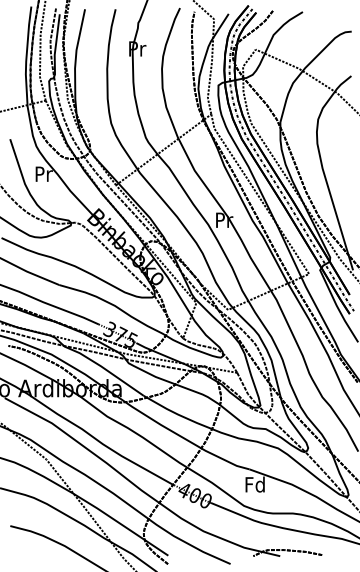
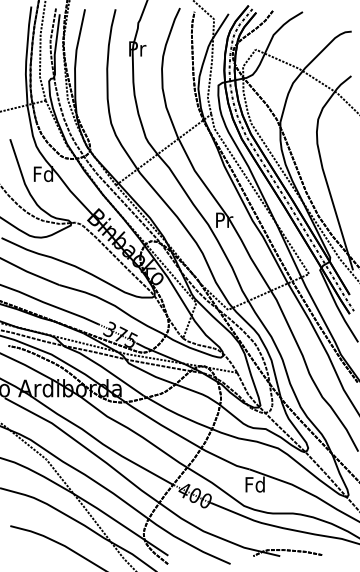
text: Pr -> Fd (43, 174)
